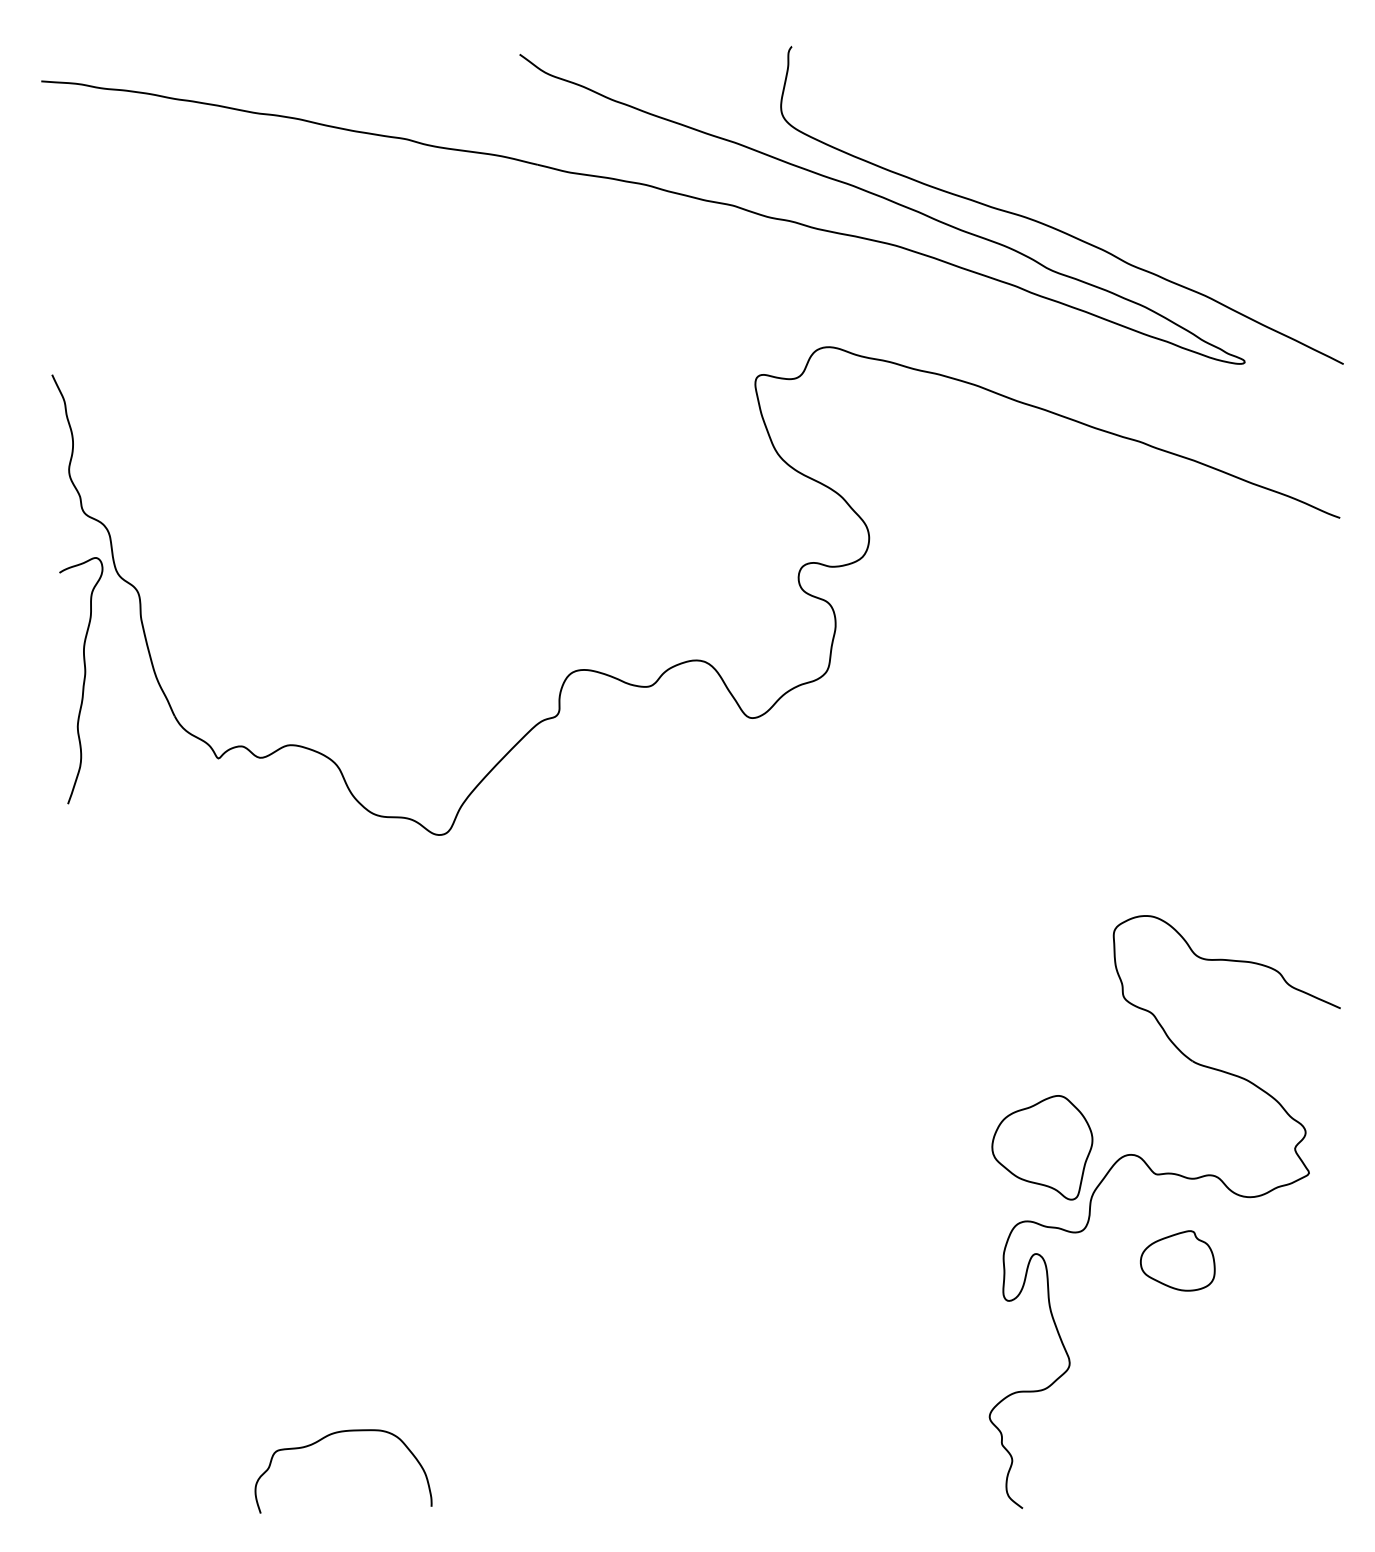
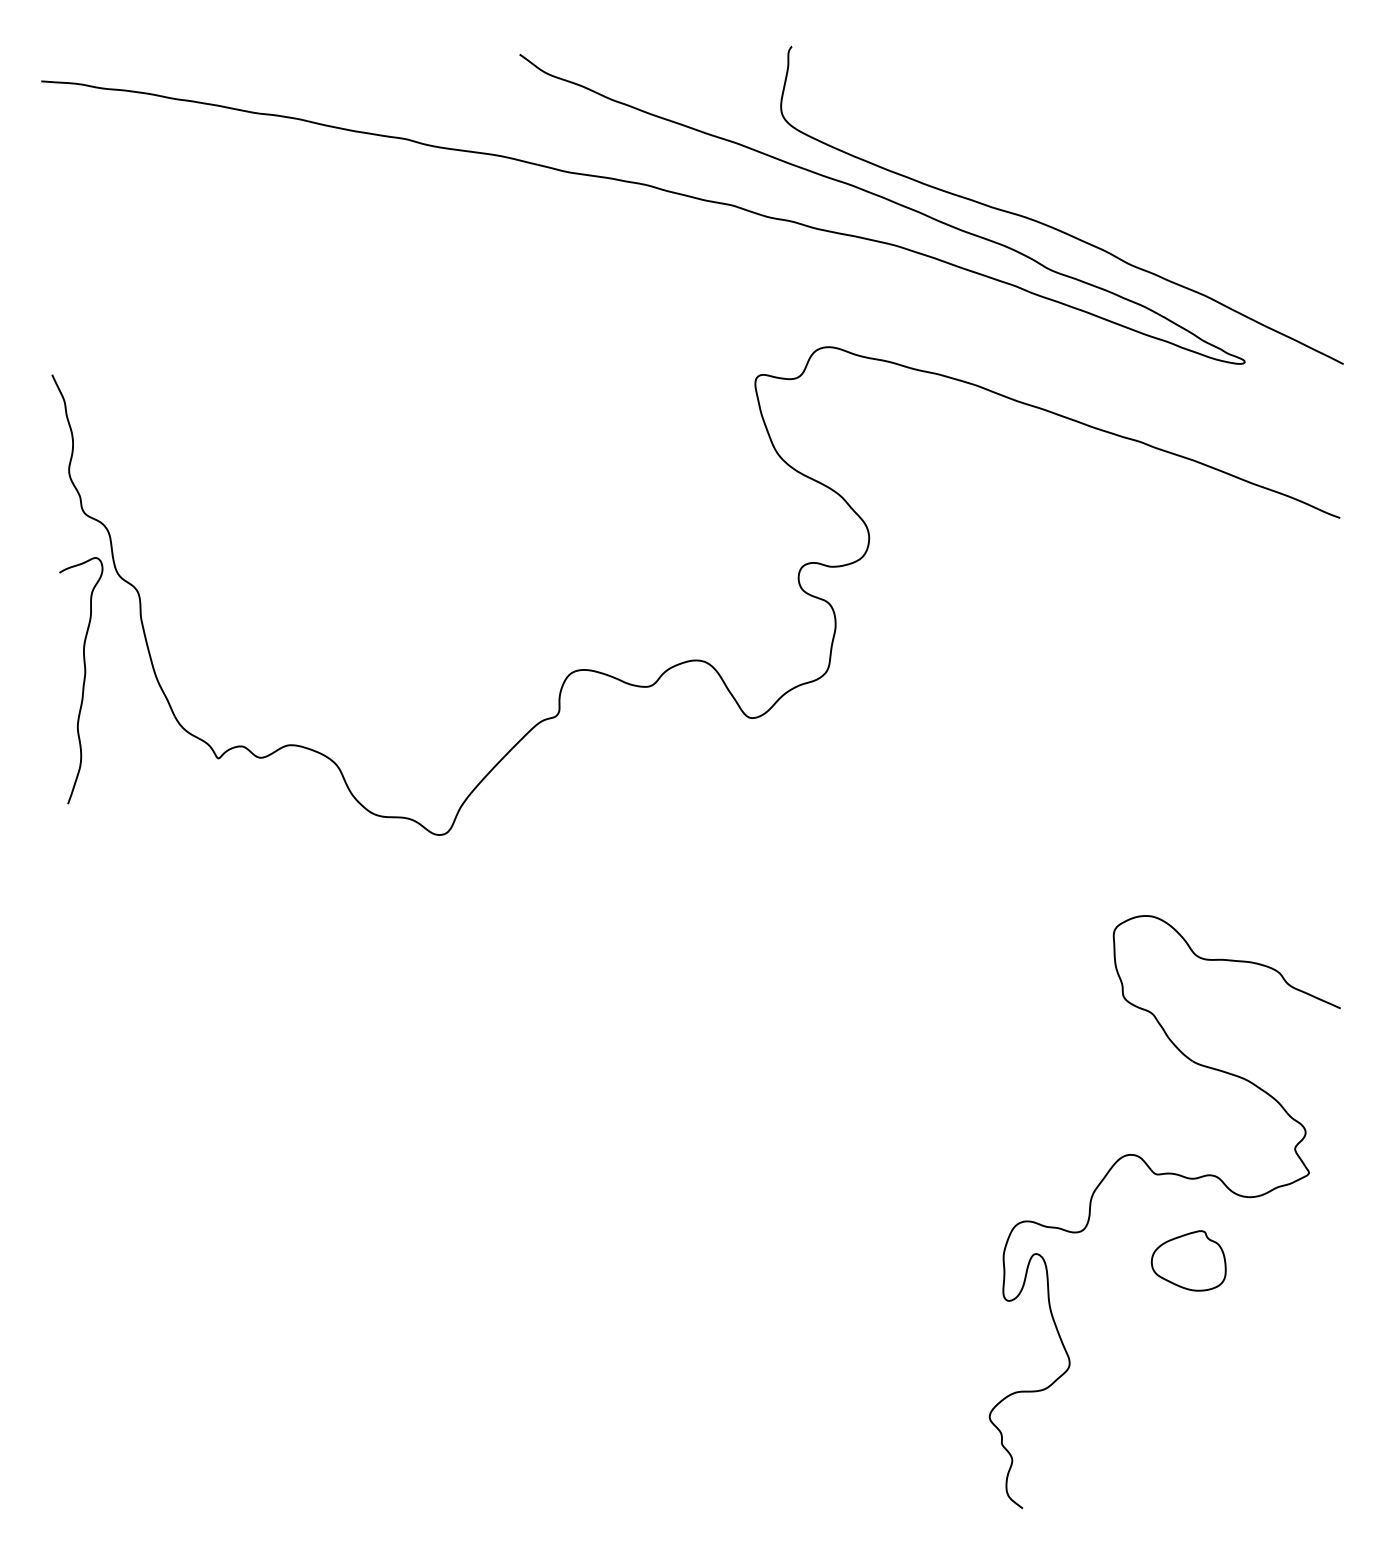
part: present -> none (1042, 1147)
part position: (1177, 1260) -> (1188, 1260) (1188, 1260)
curve: present -> none (323, 1439)
